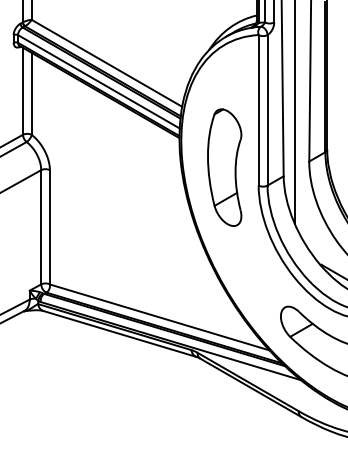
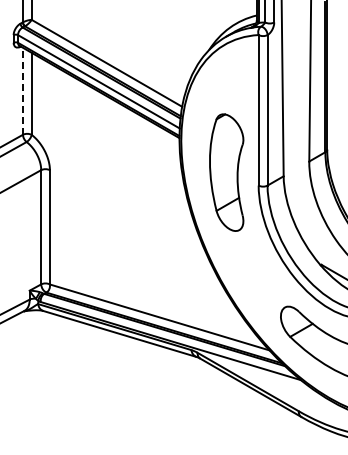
line: solid -> dashed (22, 91)
line: present -> none (294, 113)
part position: (224, 167) -> (226, 172) (226, 172)
